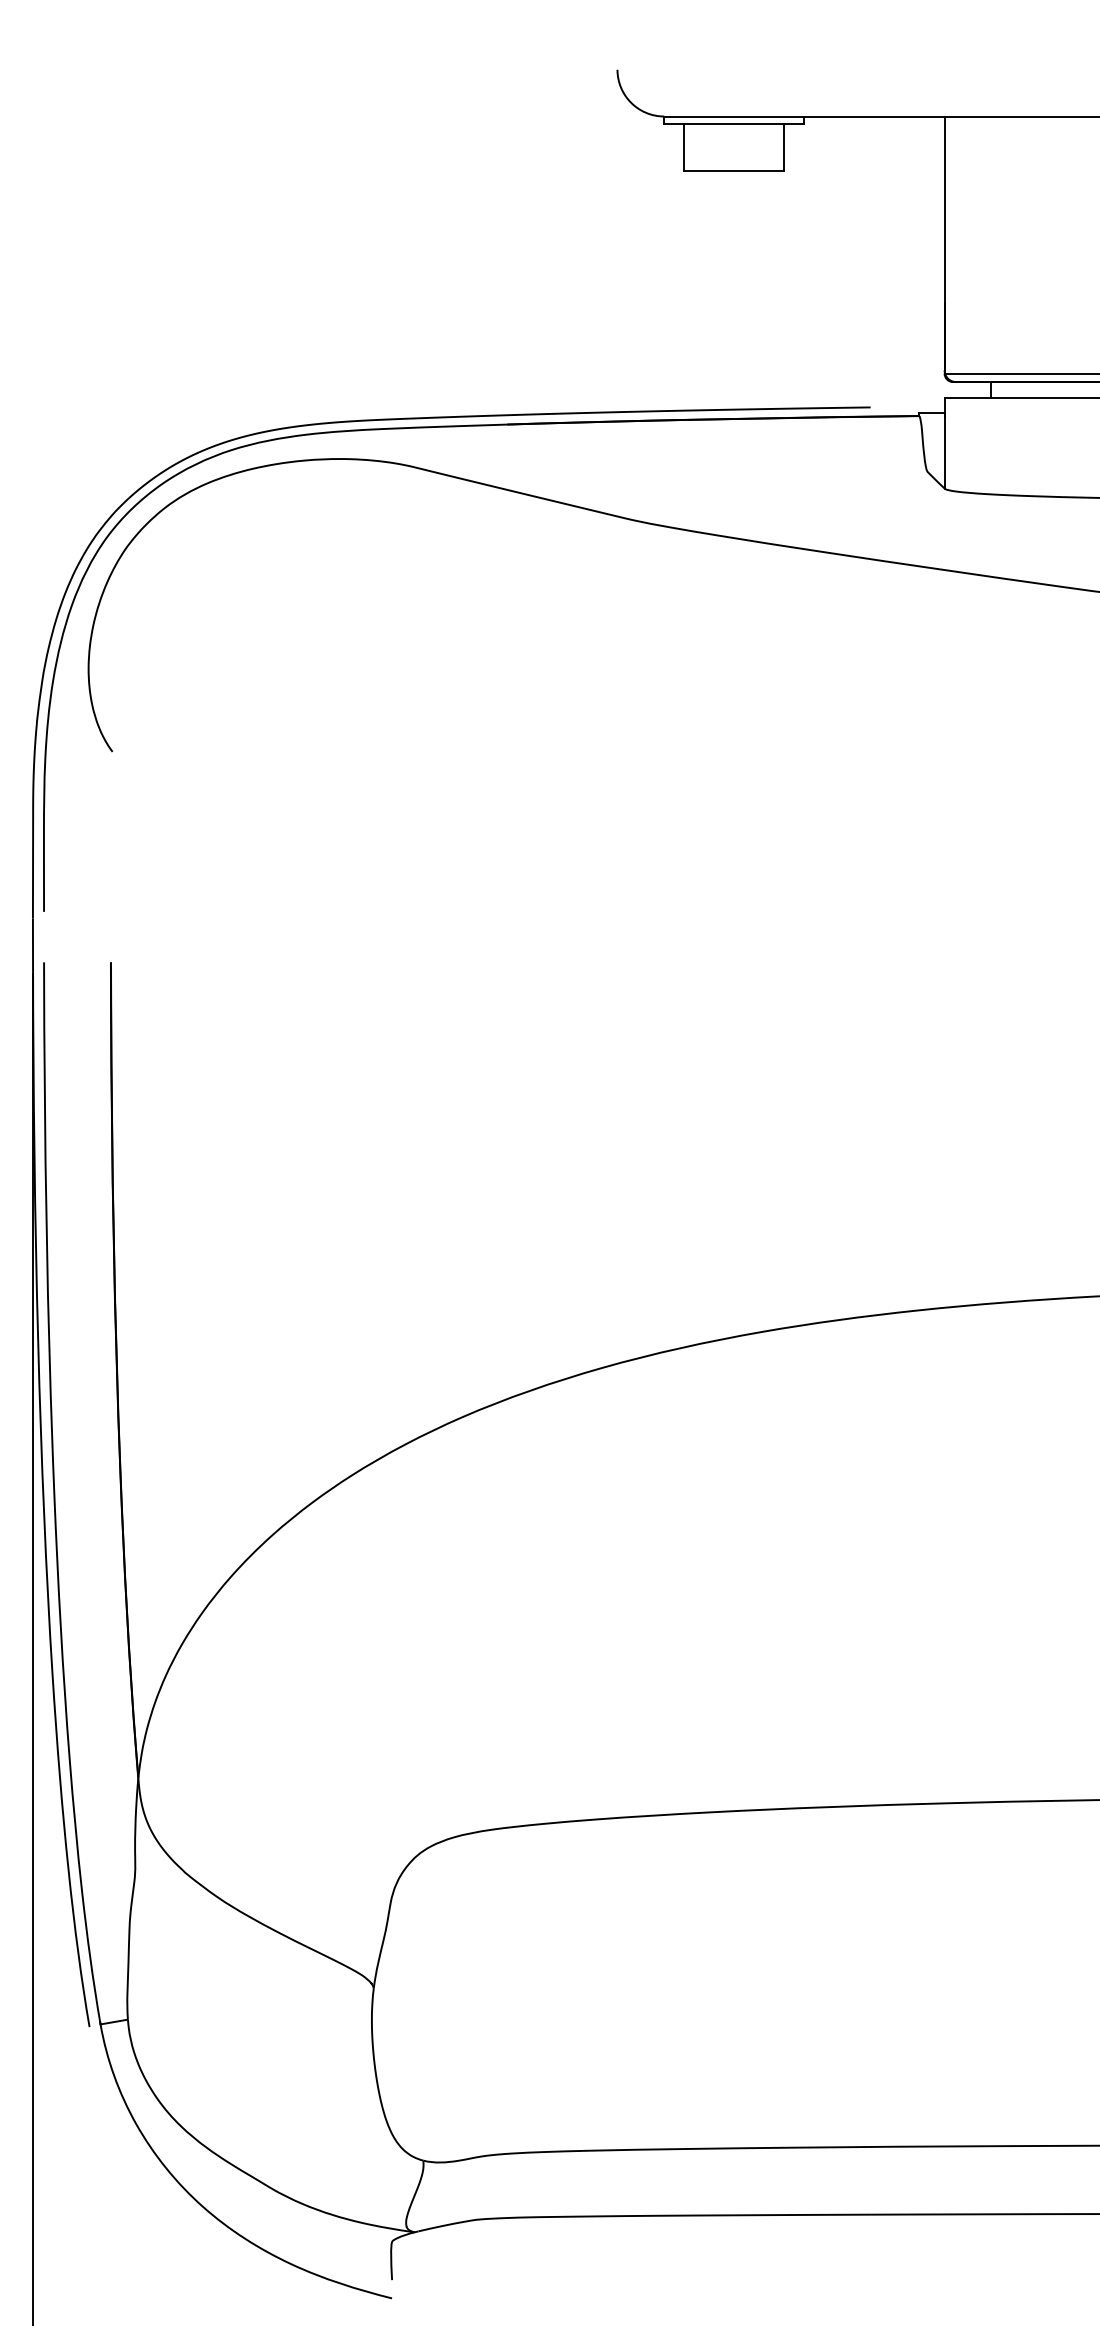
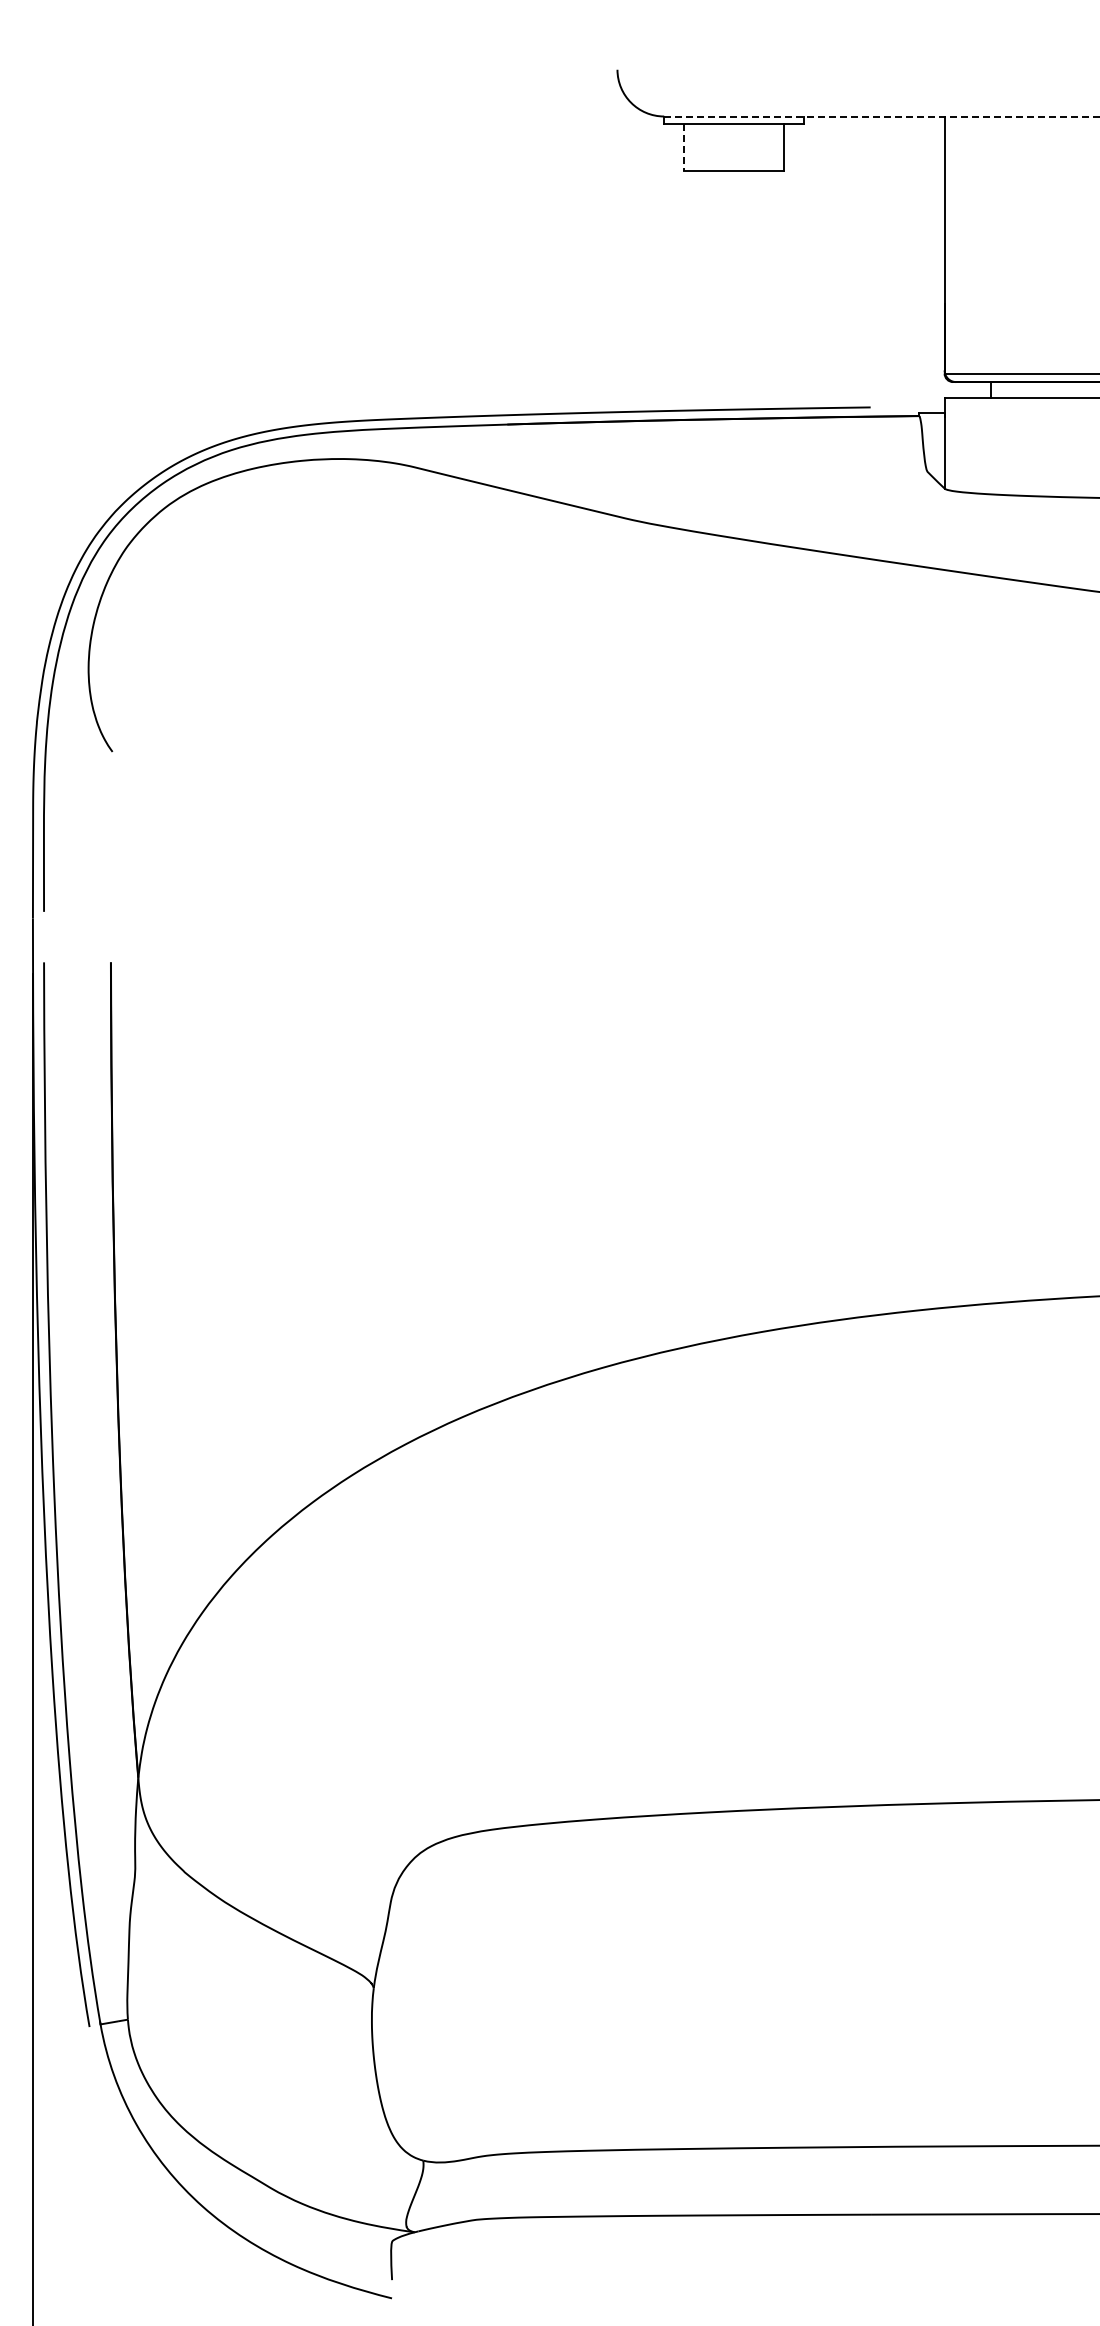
line: solid -> dashed (882, 116)
line: solid -> dashed (684, 148)
